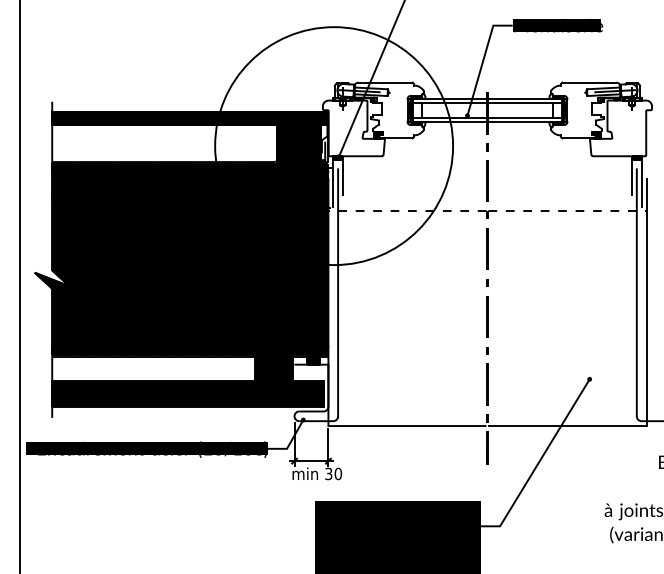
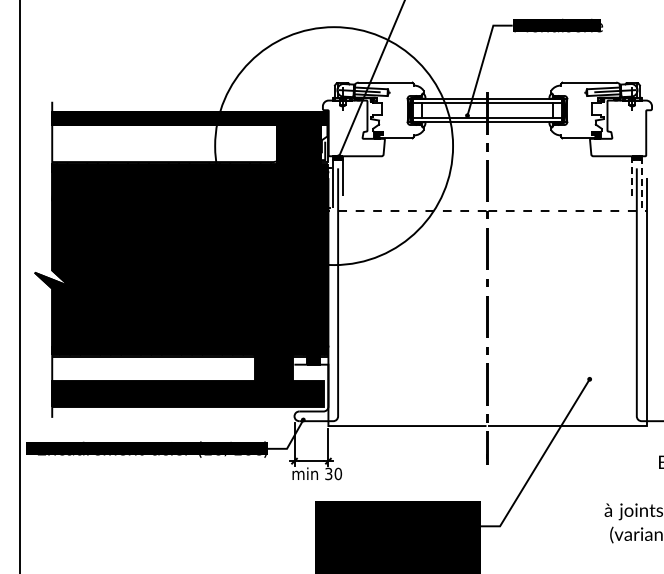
line: solid -> dashed (641, 159)
